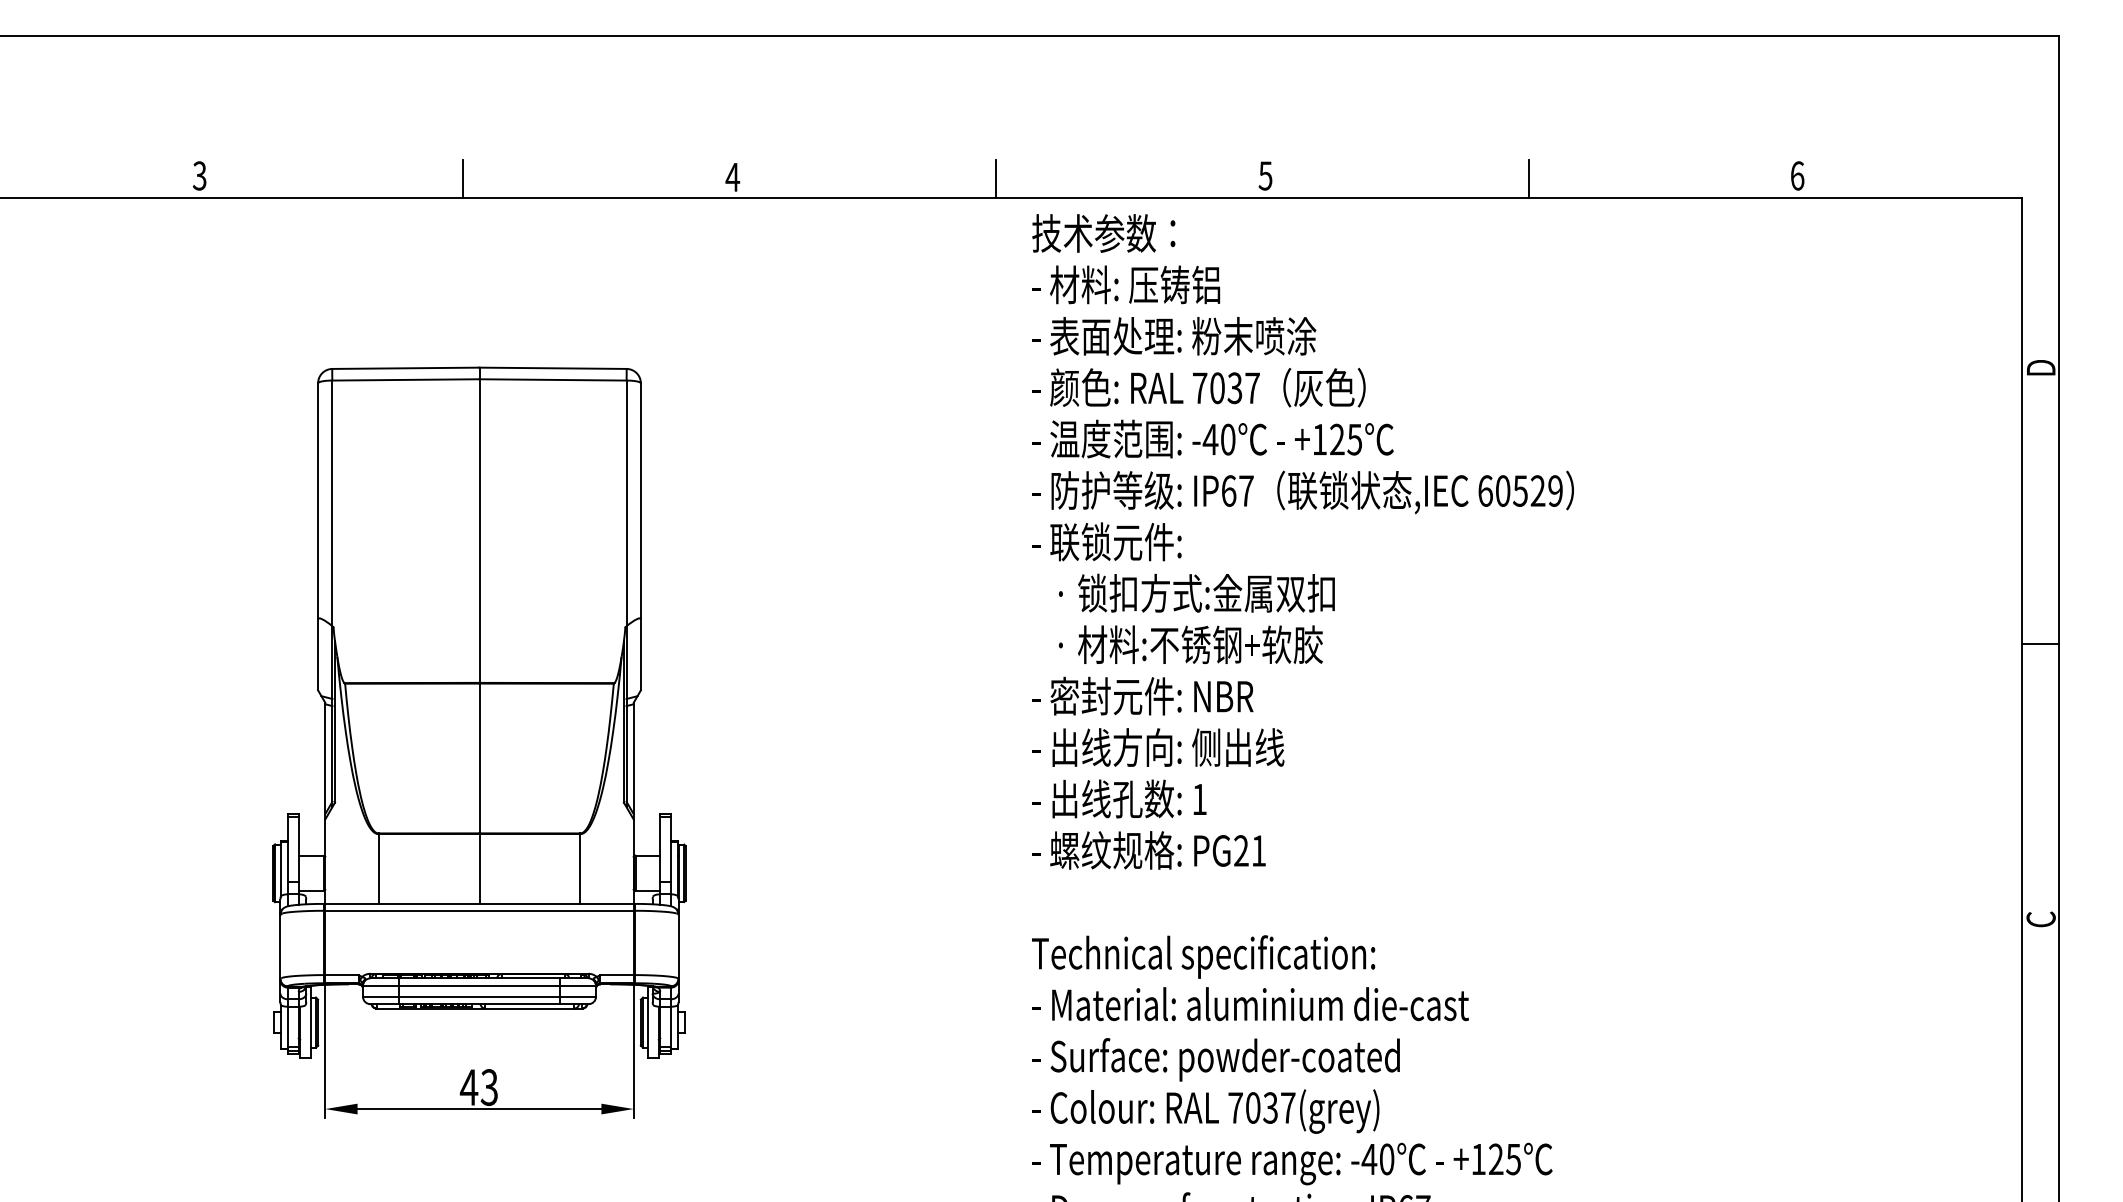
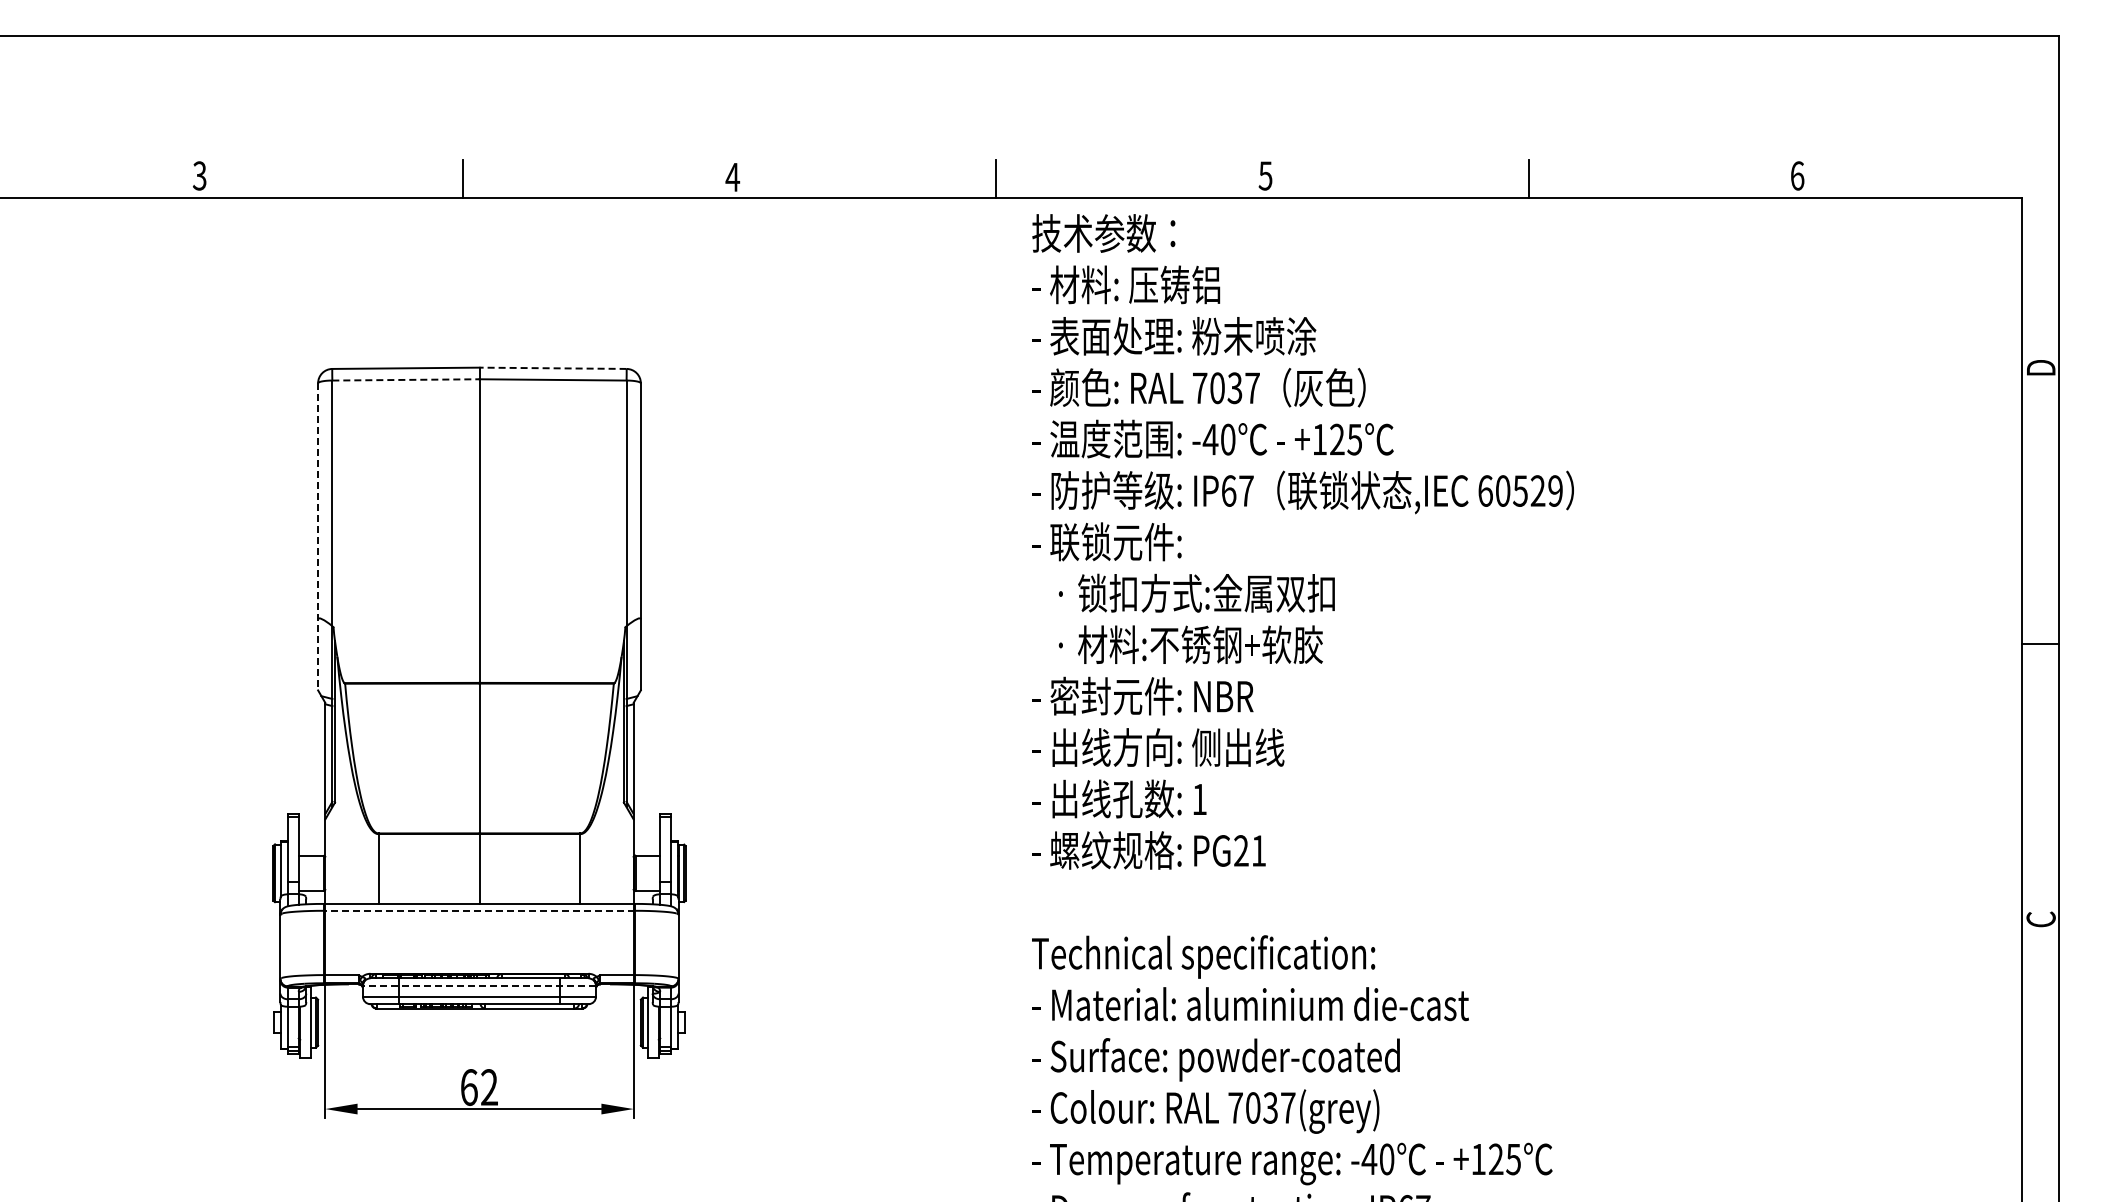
line: solid -> dashed (553, 368)
line: solid -> dashed (405, 379)
line: solid -> dashed (318, 536)
line: solid -> dashed (479, 910)
line: solid -> dashed (479, 985)
text: 43 -> 62 (478, 1087)
